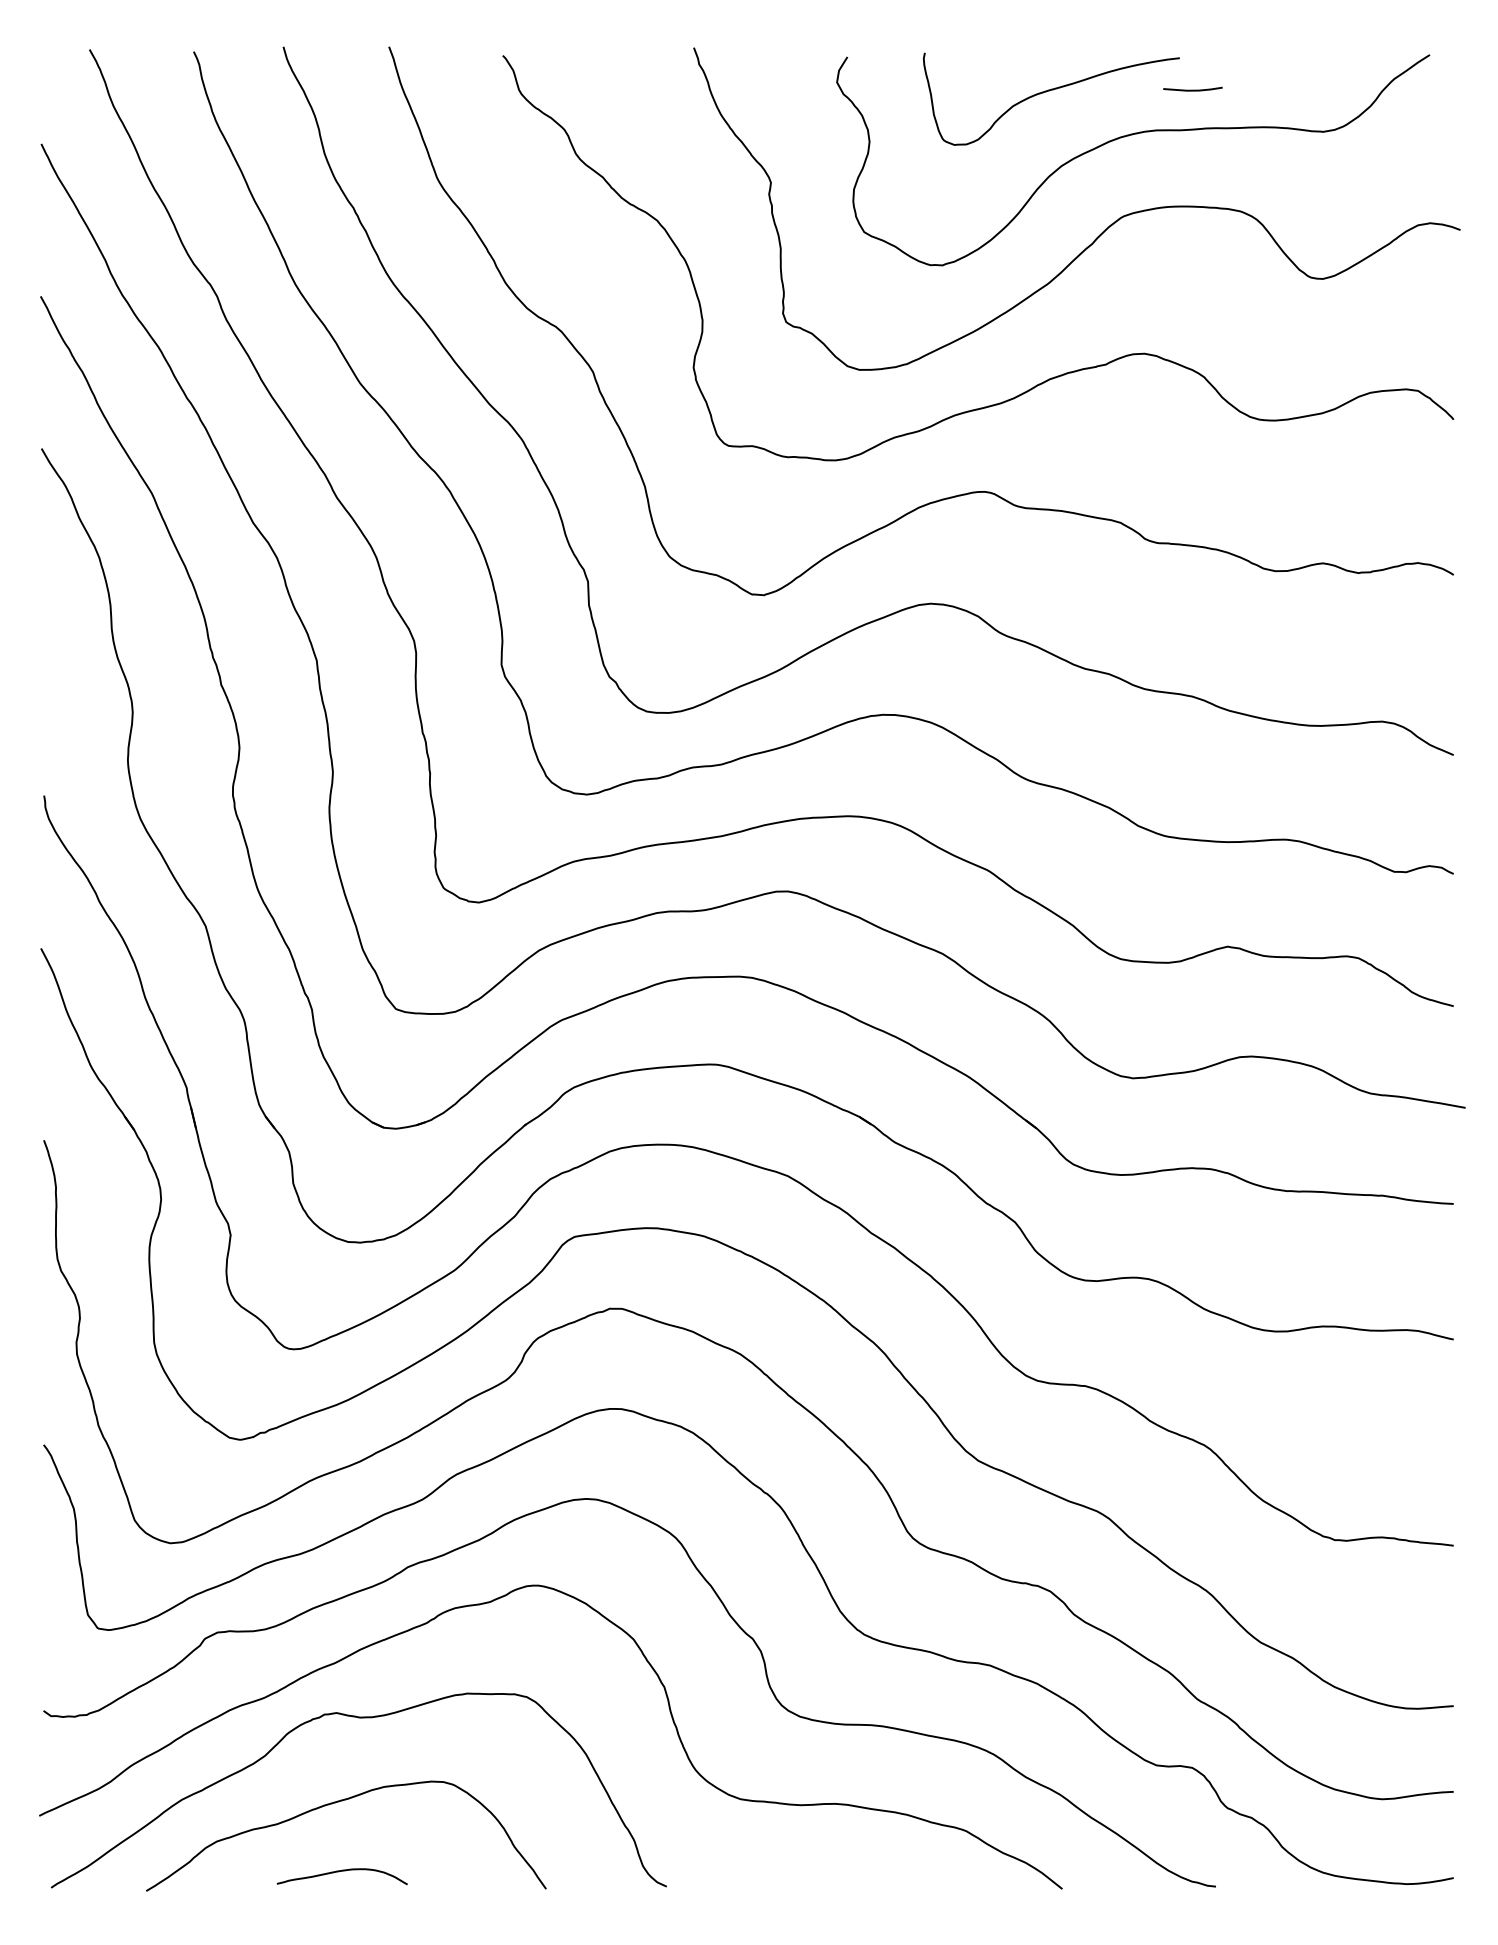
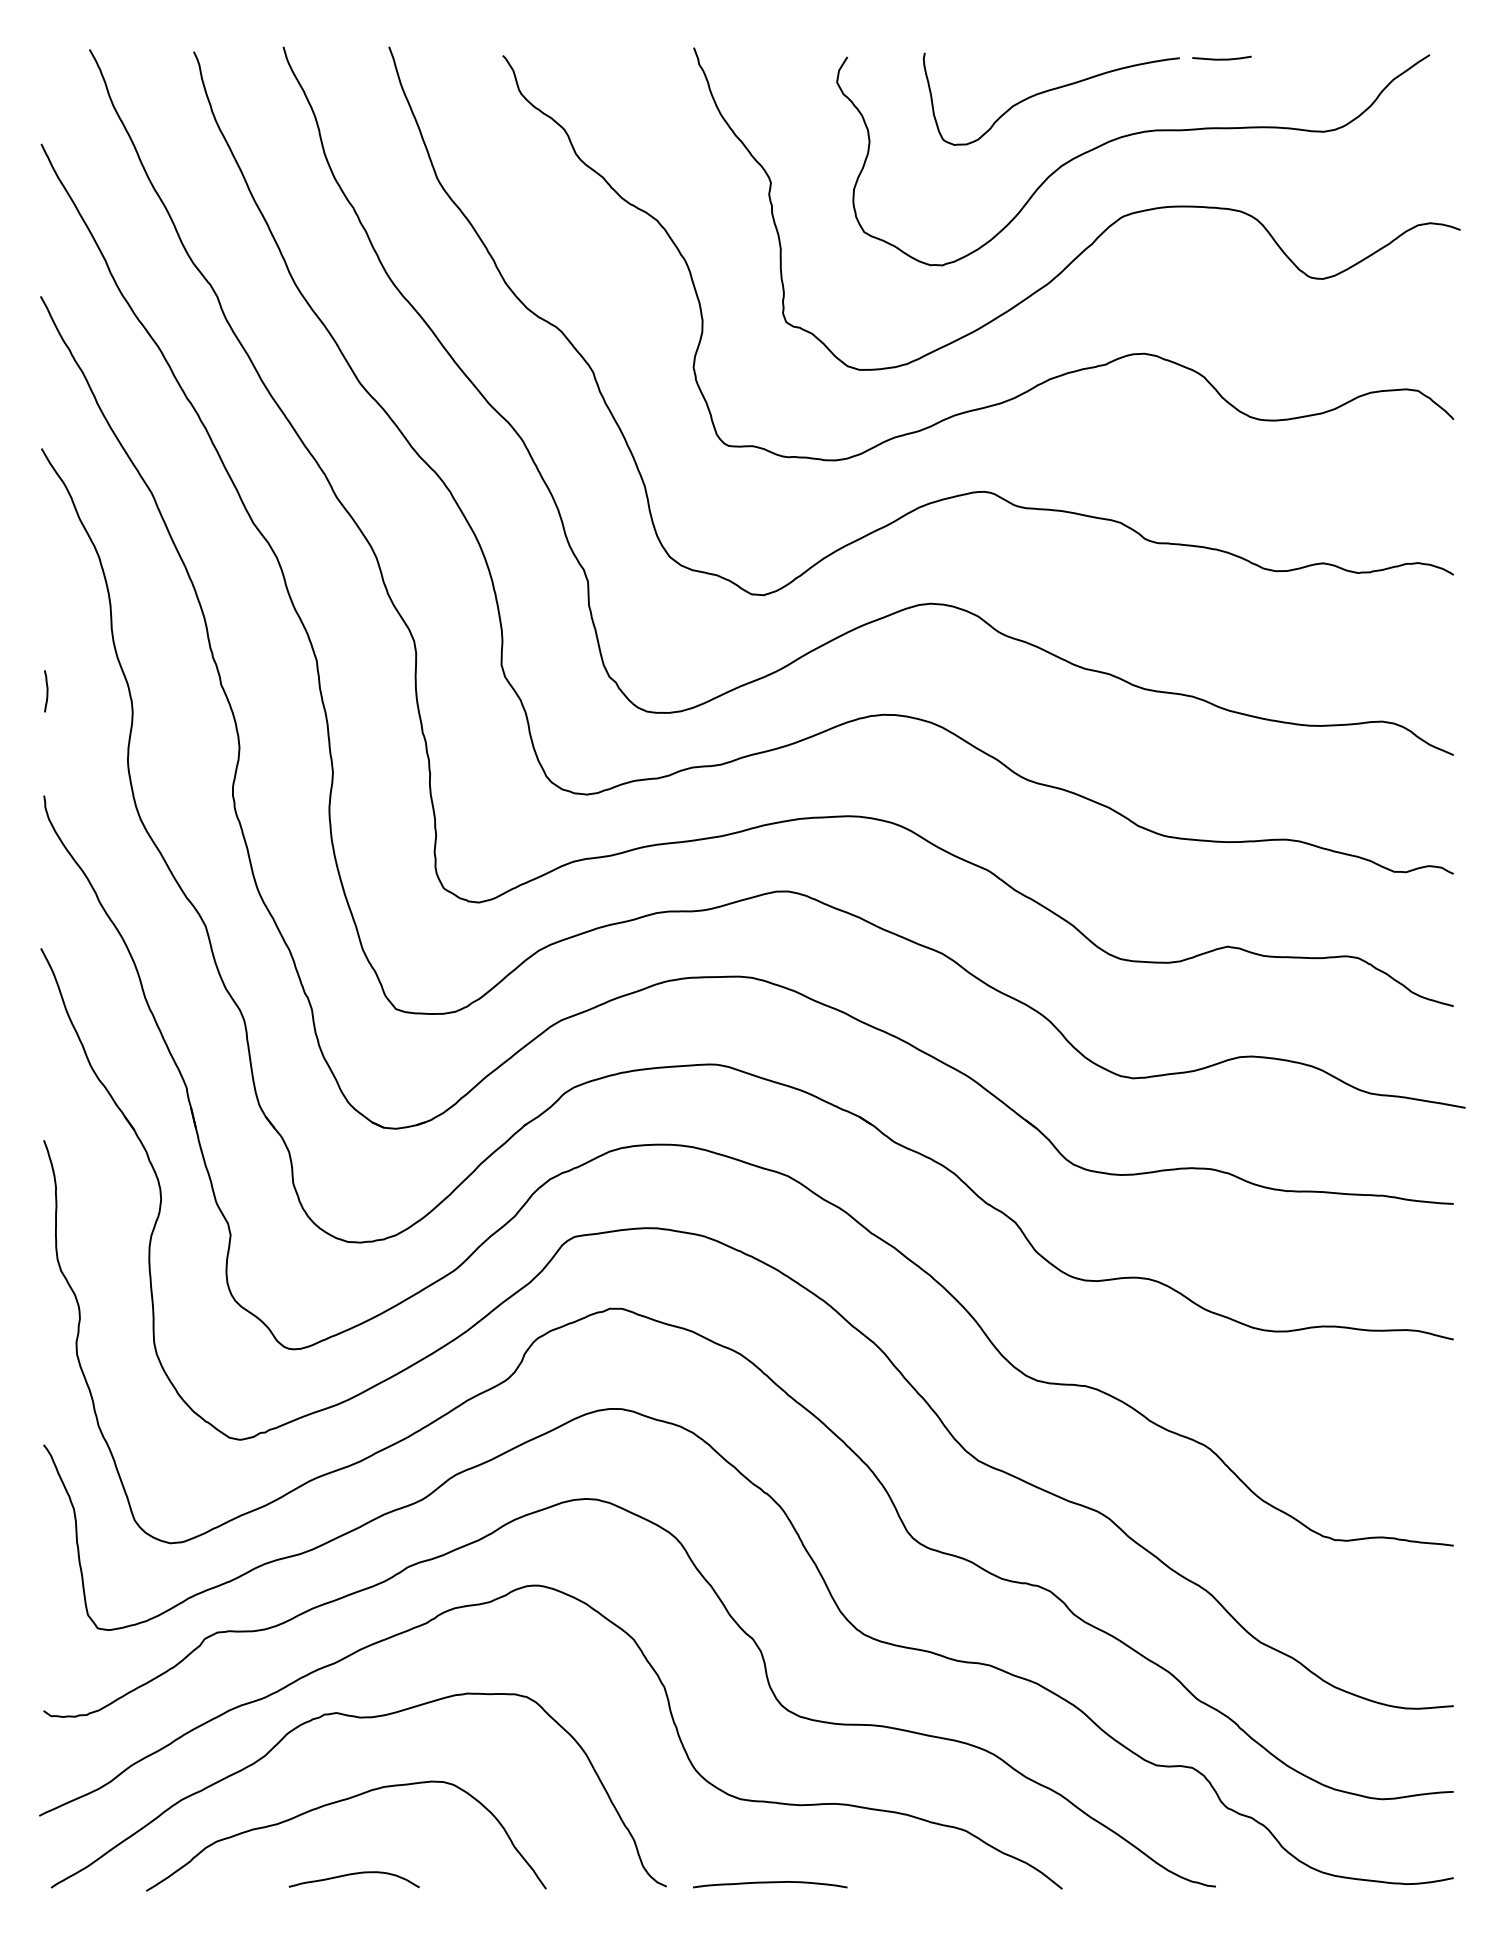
line position: (1192, 89) -> (1221, 58) (1221, 58)
curve: none -> present (46, 691)
curve position: (339, 1872) -> (351, 1875) (351, 1875)
curve: none -> present (770, 1883)
